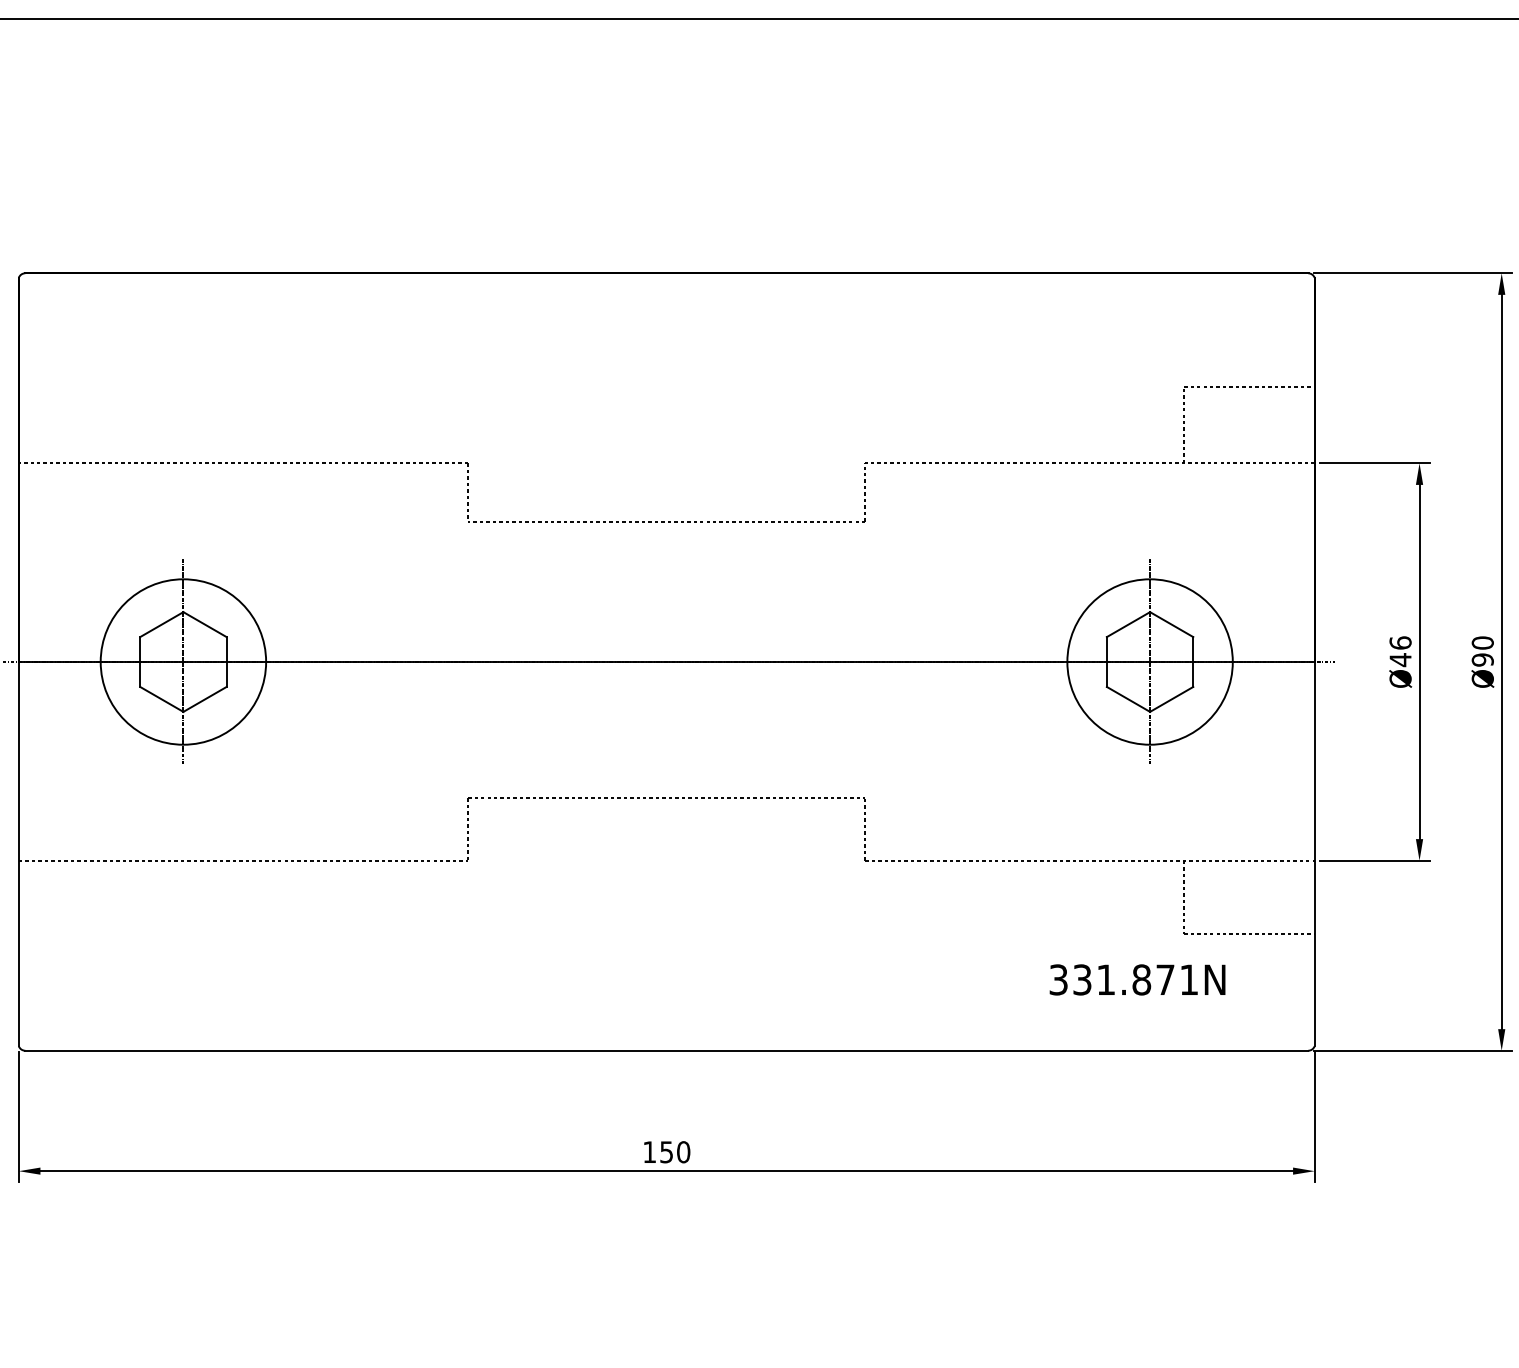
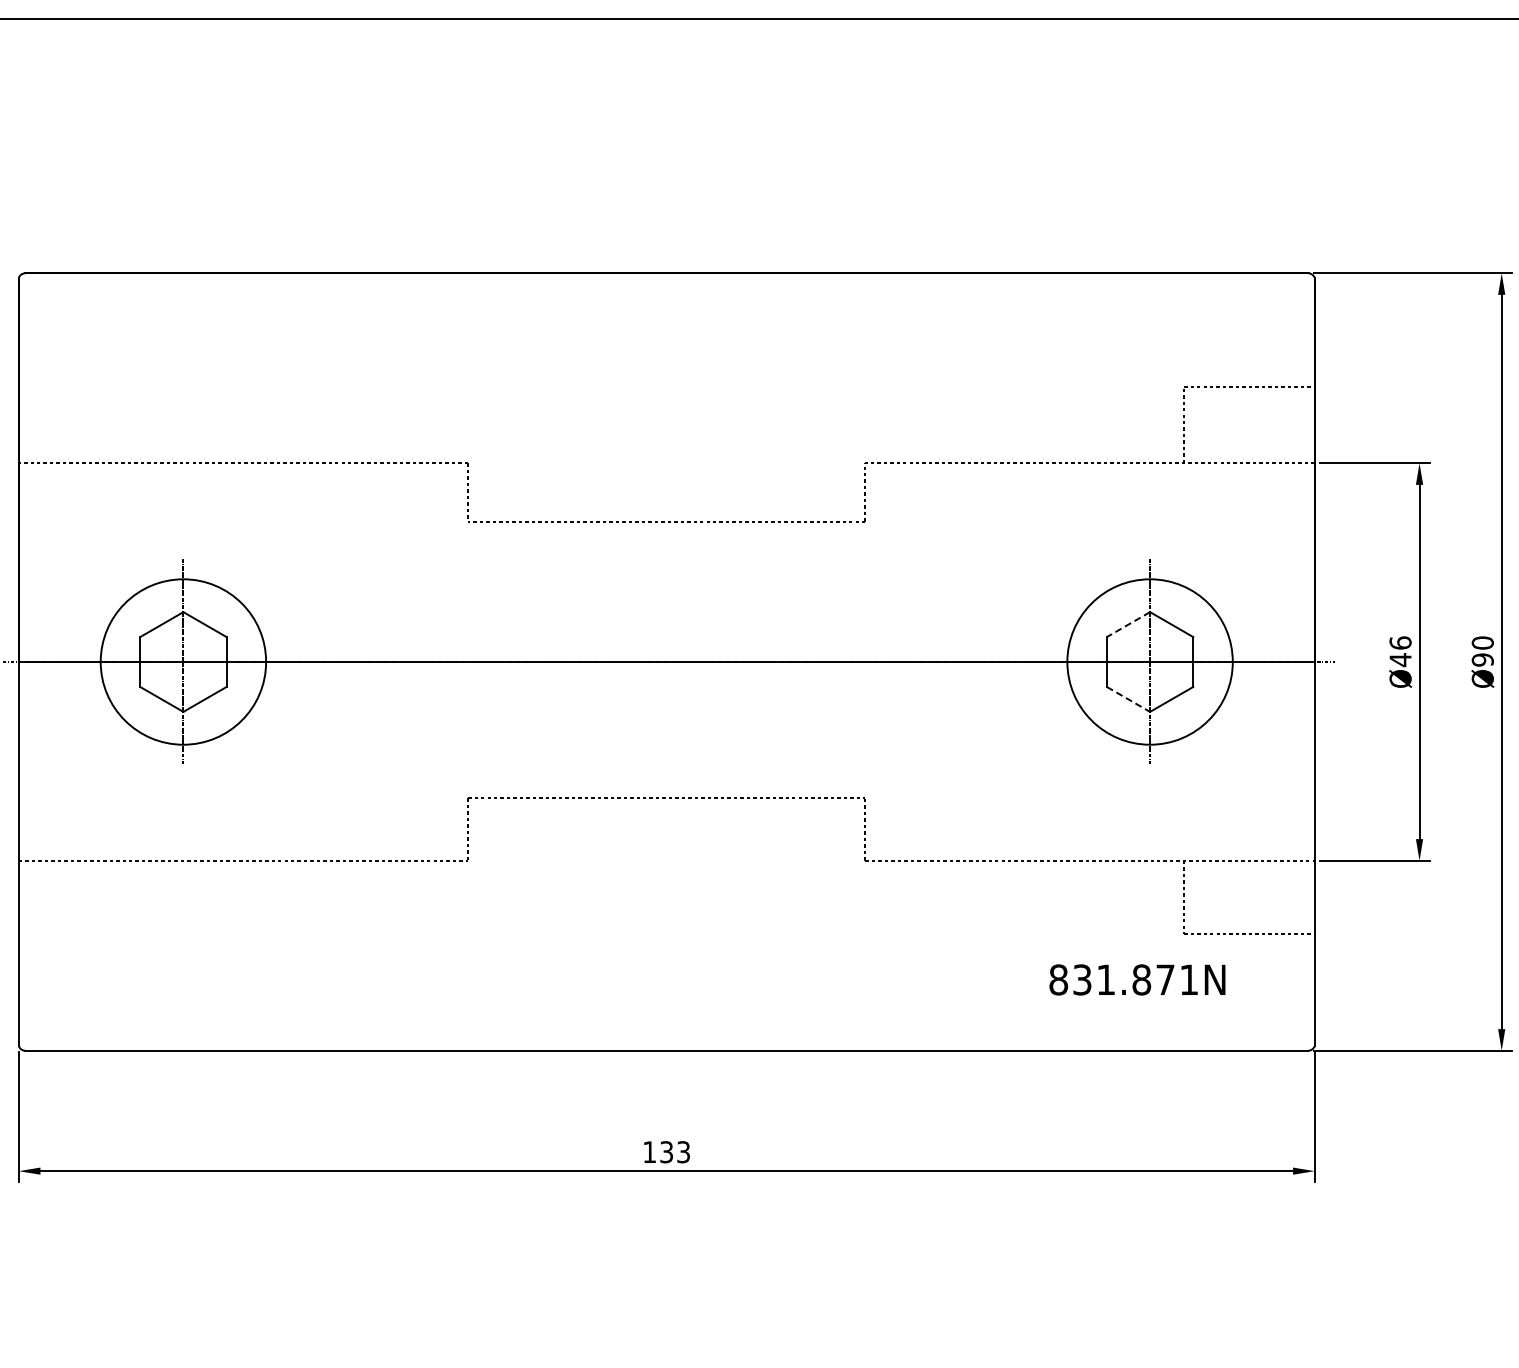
line: solid -> dashed (1128, 624)
line: solid -> dashed (1128, 699)
text: 331.871N -> 831.871N (1058, 979)
text: 150 -> 133 (675, 1152)
